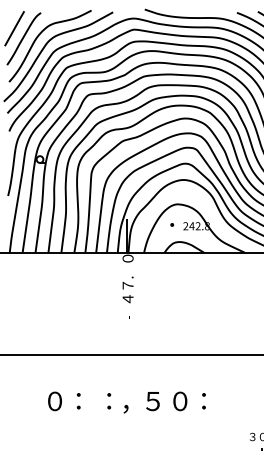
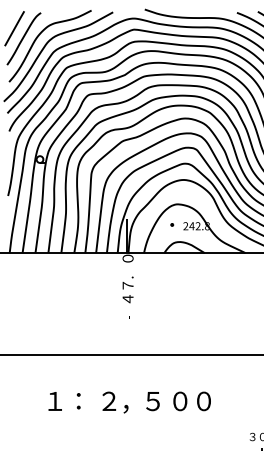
text: ： -> ２ (109, 400)
text: ０ -> １ (54, 401)
text: ： -> ０ (203, 401)
